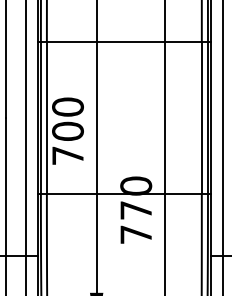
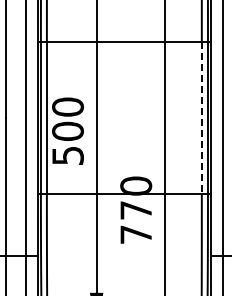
line: solid -> dashed (201, 118)
text: 700 -> 500 (67, 155)
